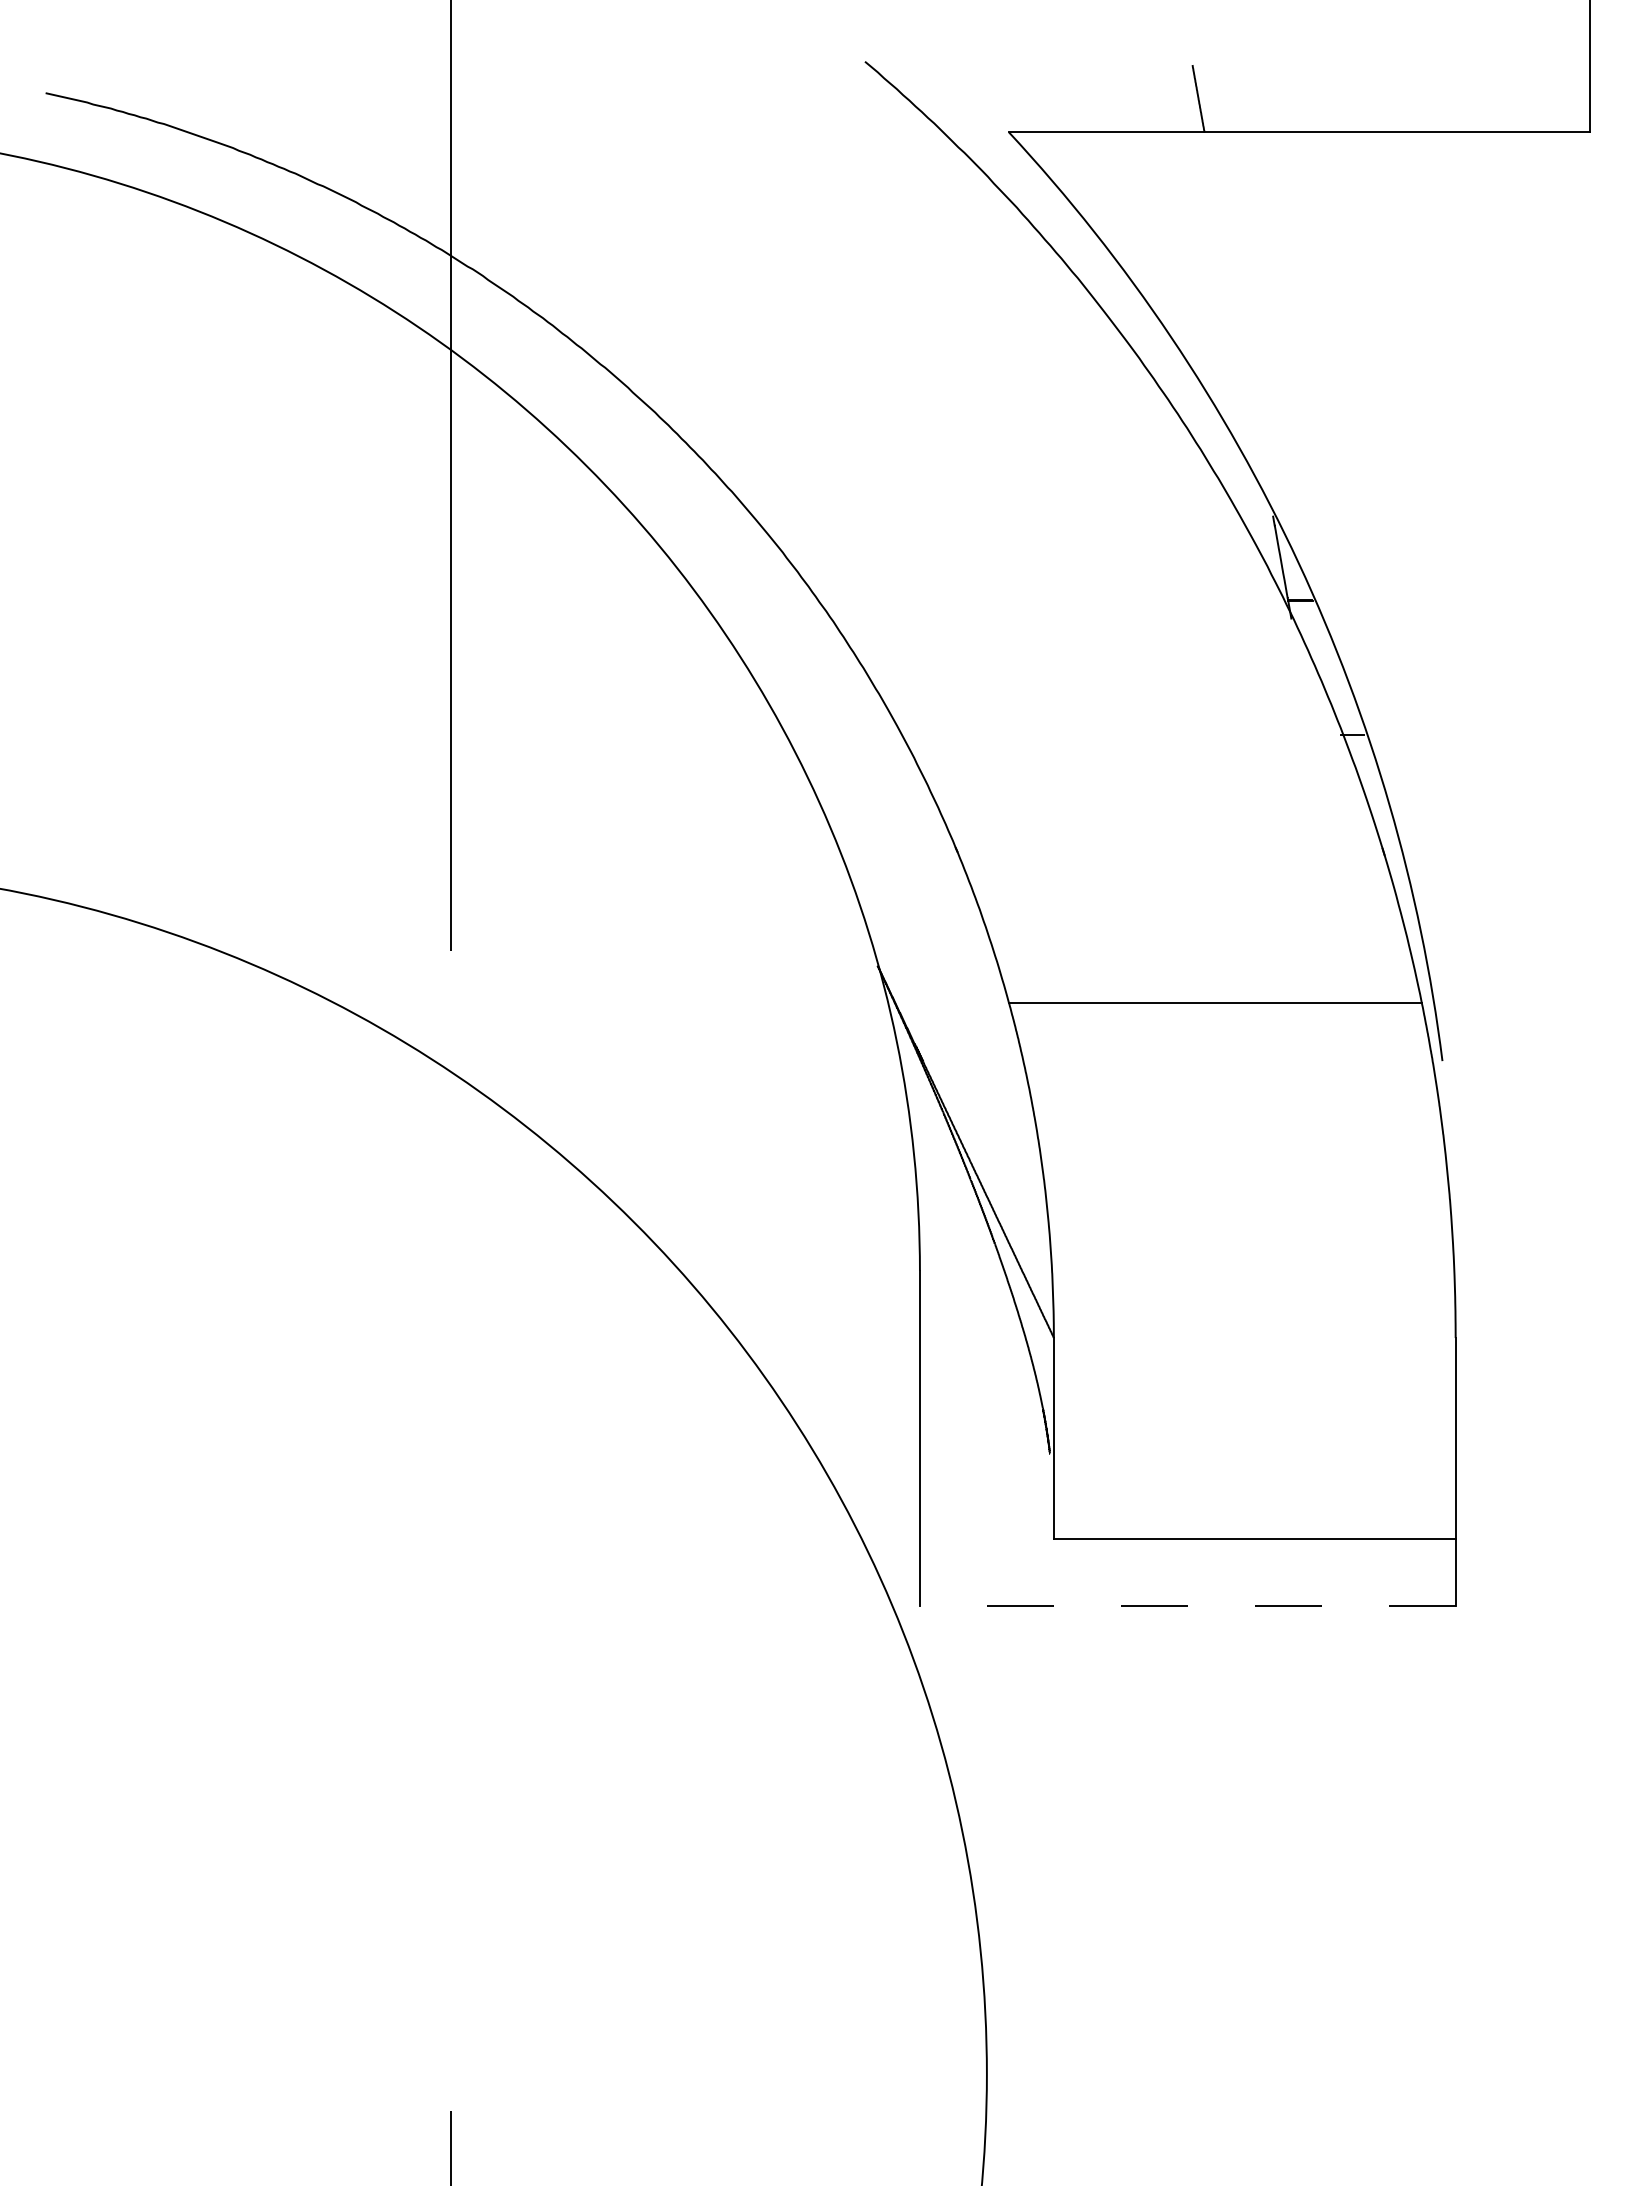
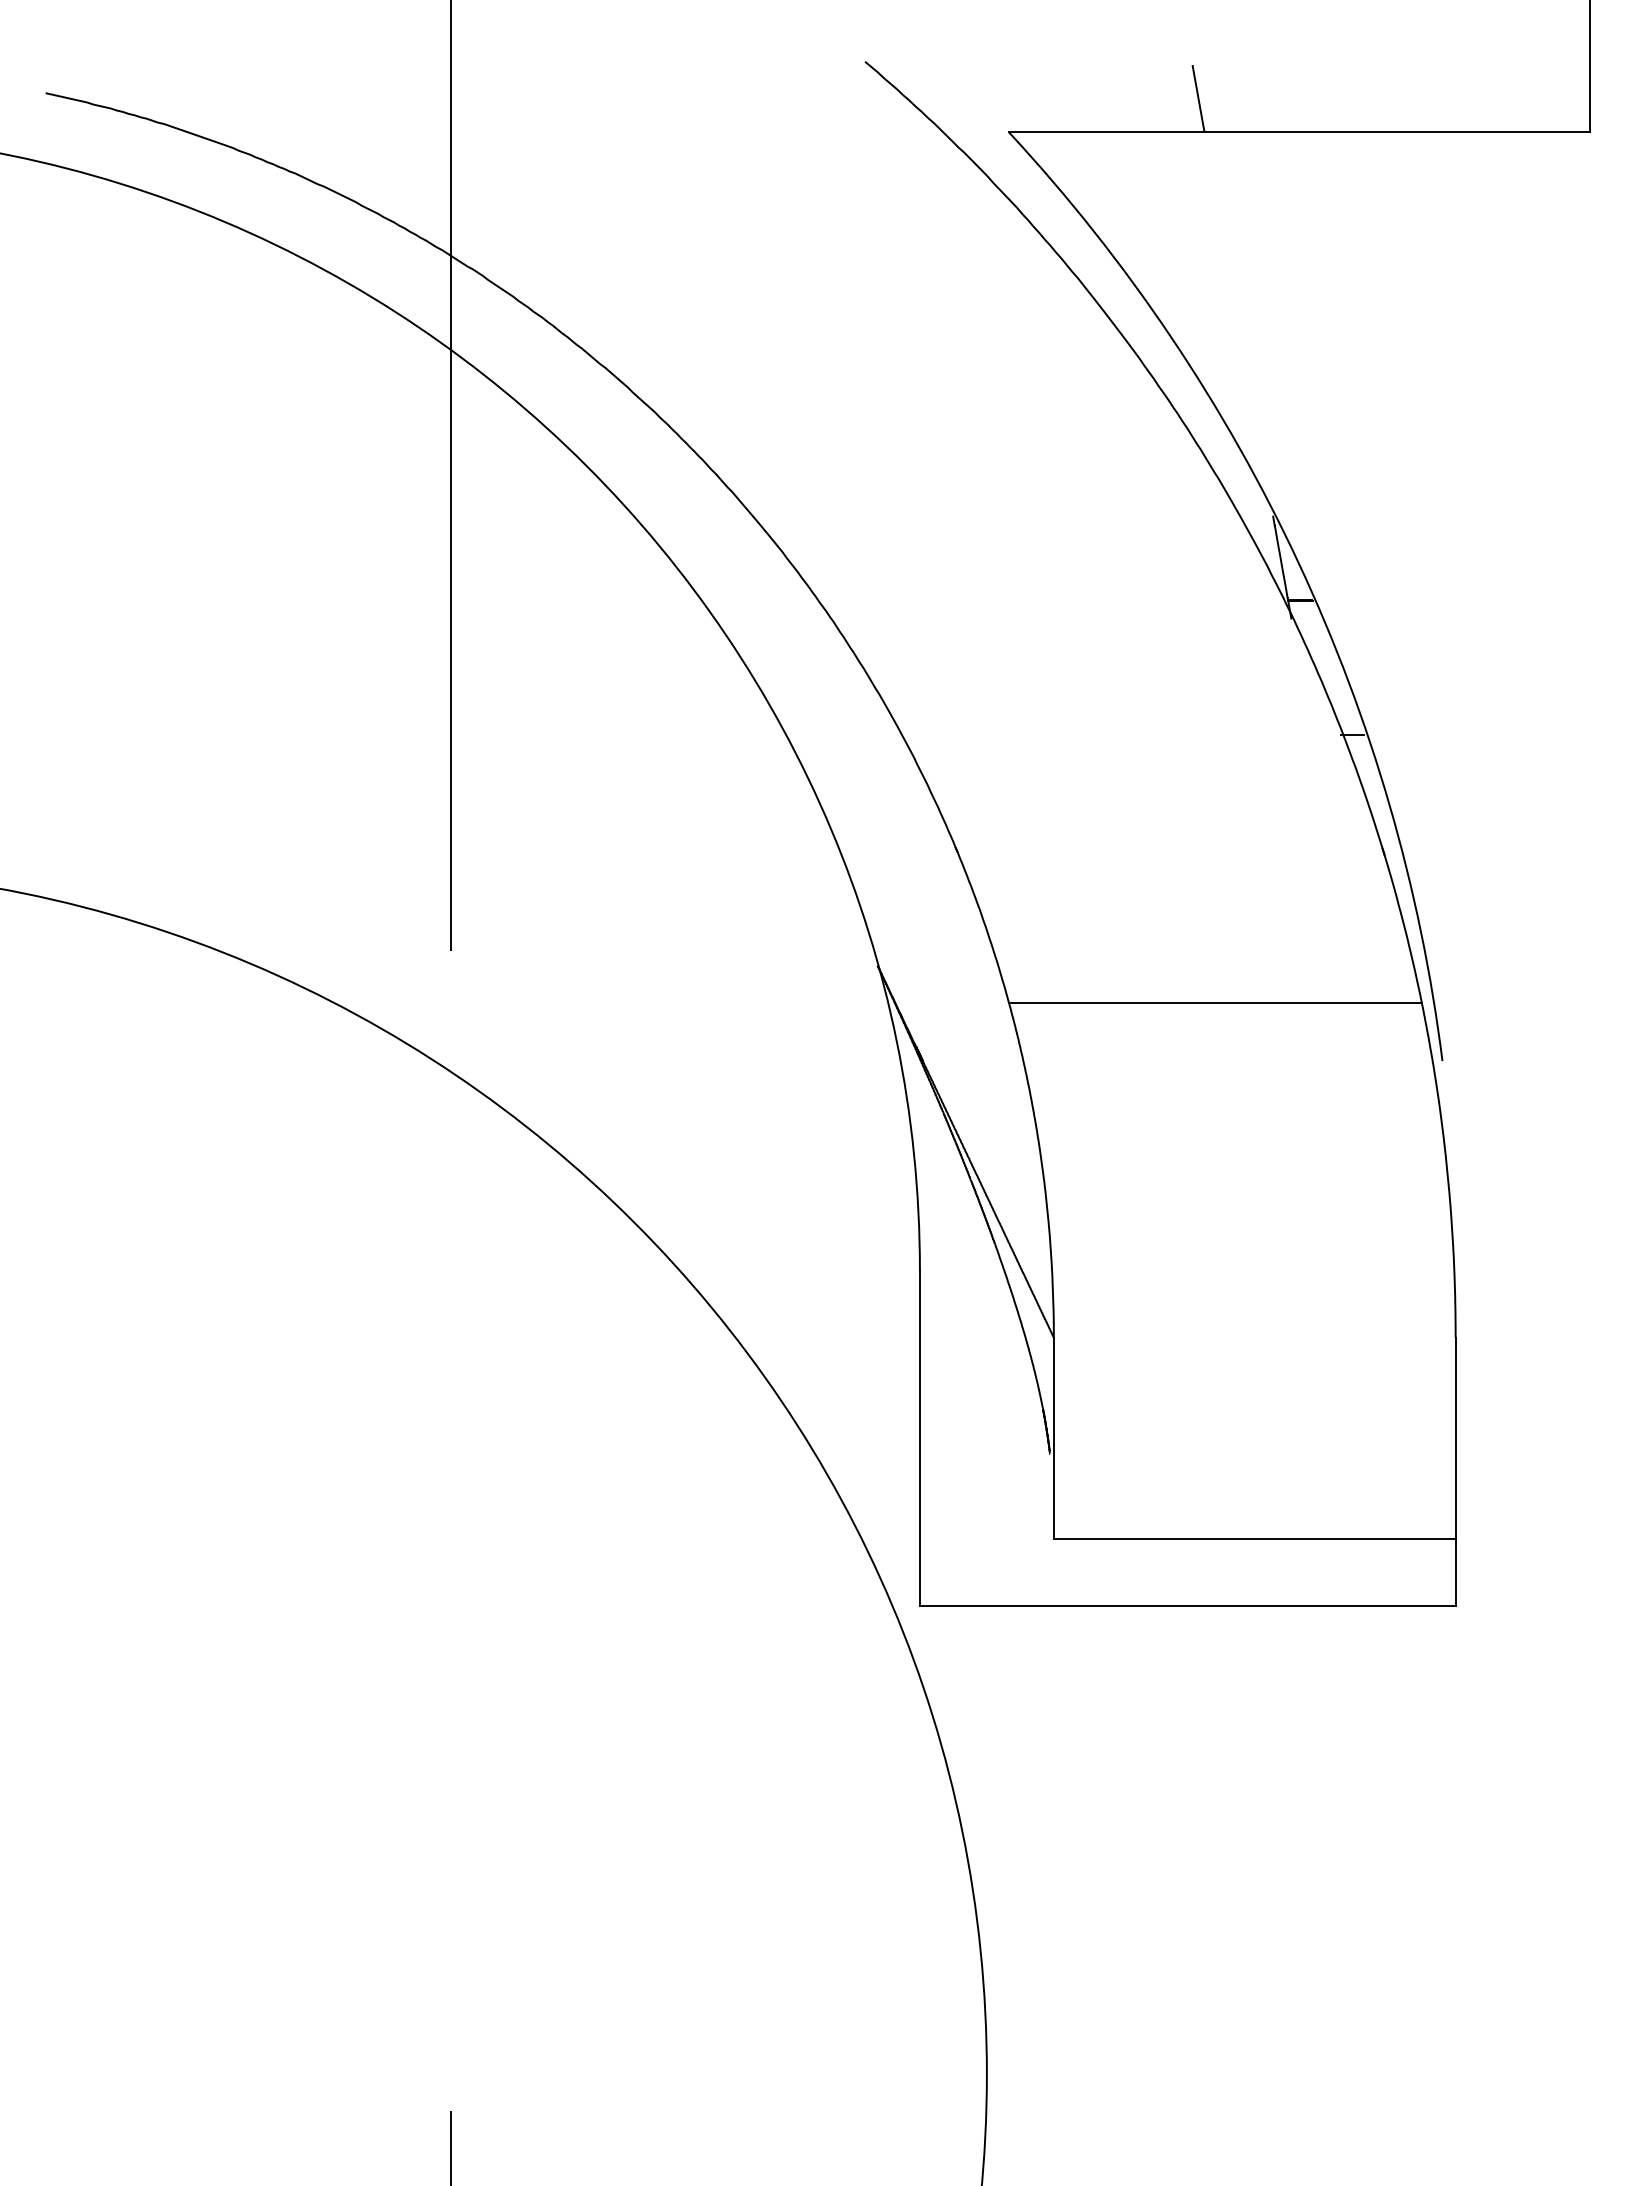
line: dashed -> solid (1187, 1605)
